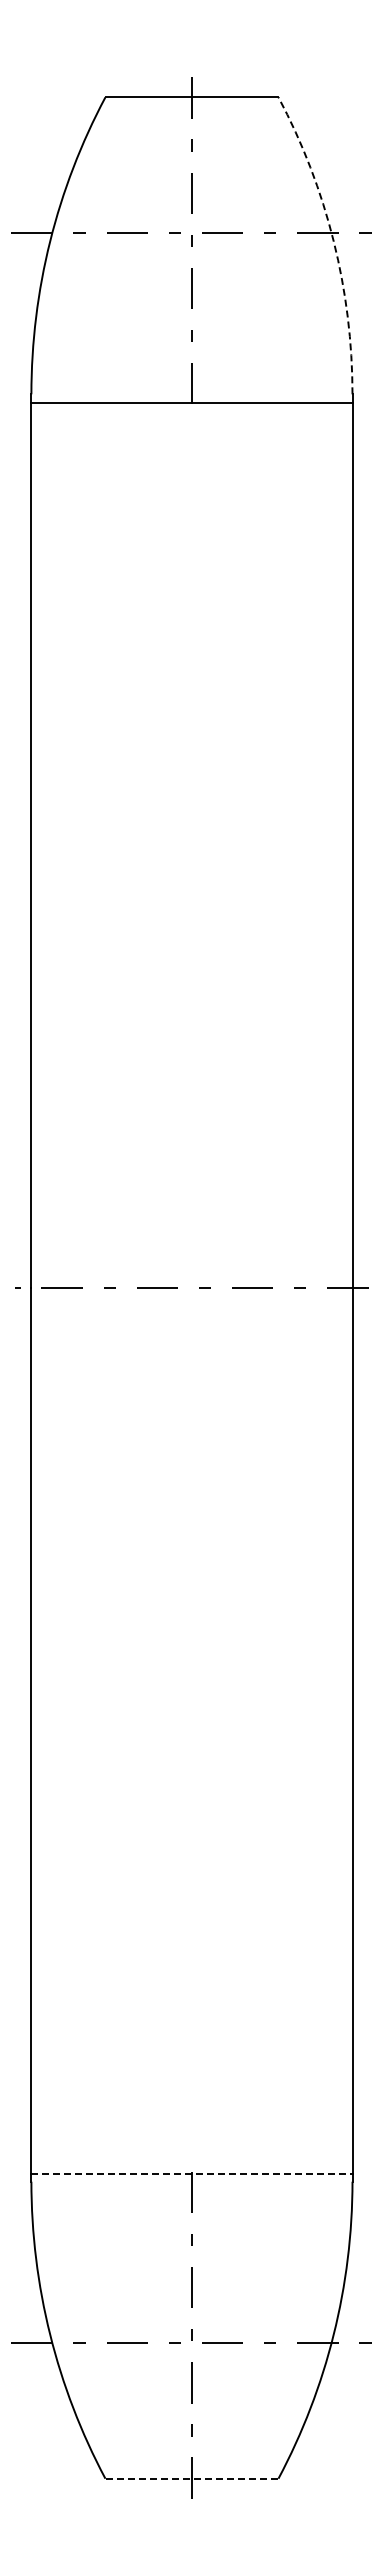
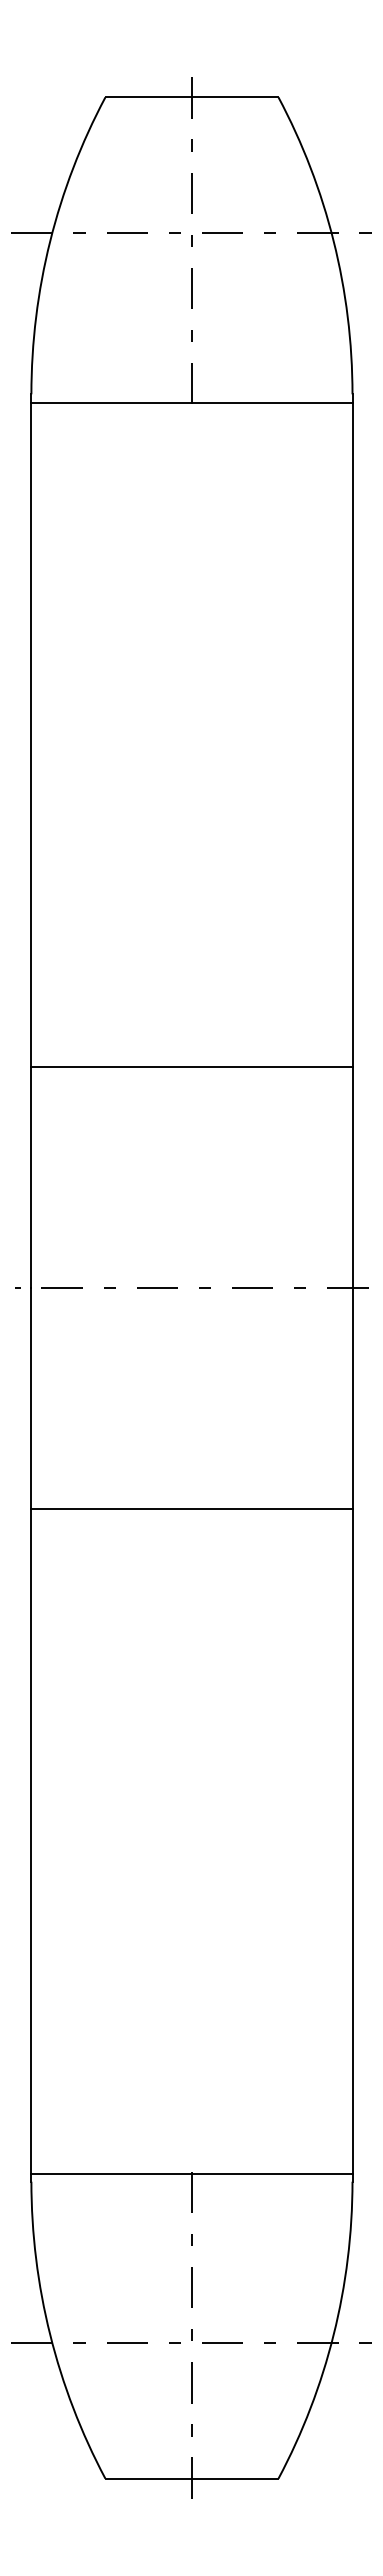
arc: dashed -> solid (333, 241)
line: none -> present (191, 1067)
line: none -> present (191, 1508)
line: dashed -> solid (191, 2173)
line: dashed -> solid (191, 2478)
